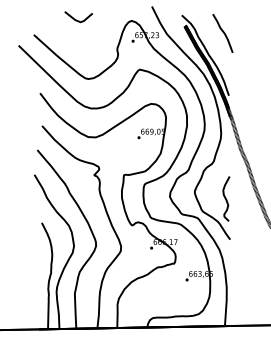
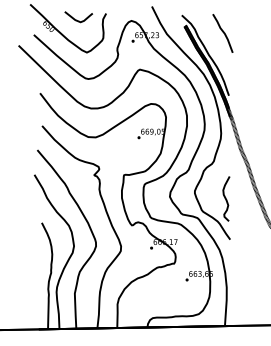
part: none -> present (62, 33)
